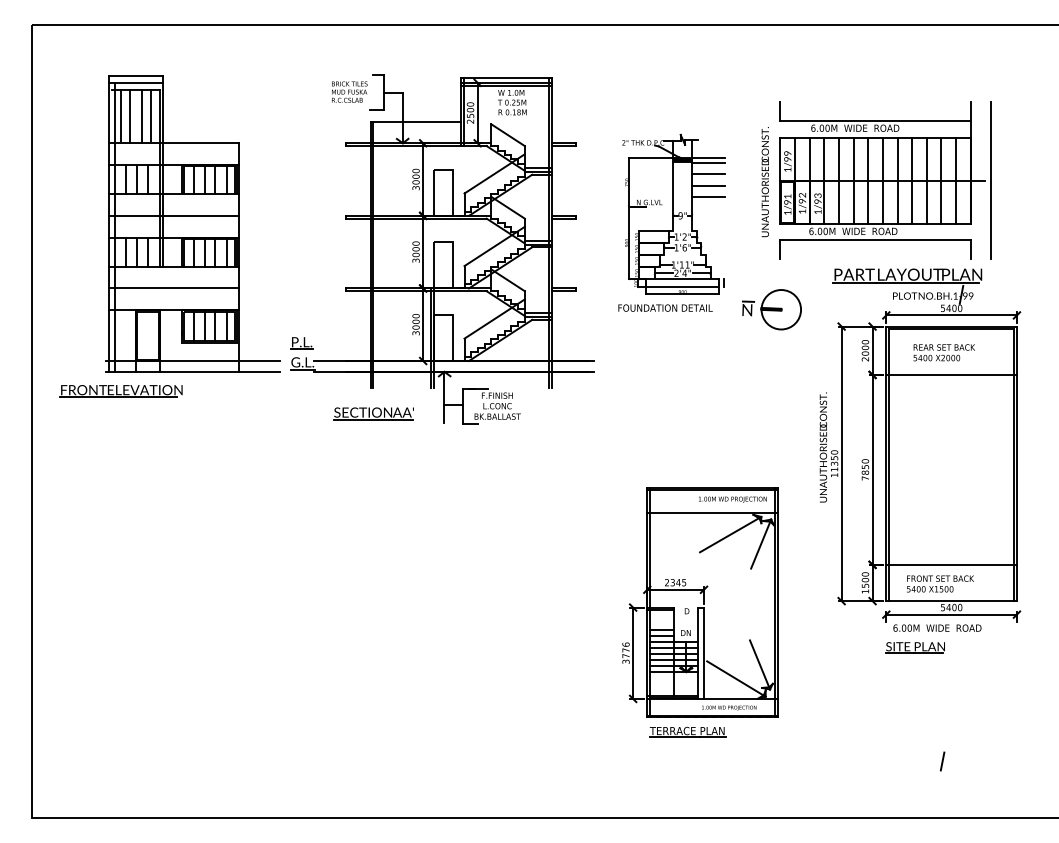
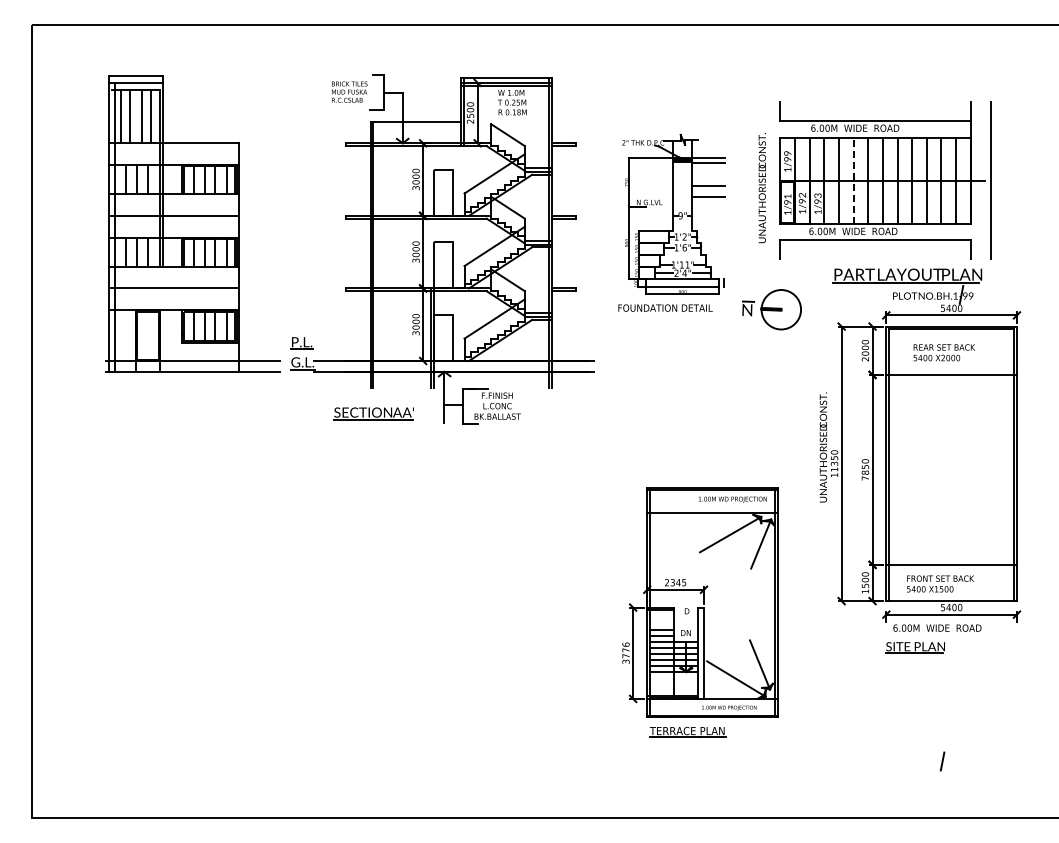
line: present -> none (708, 174)
line: solid -> dashed (853, 180)
text position: (764, 182) -> (761, 188) (761, 188)
part: present -> none (120, 391)
